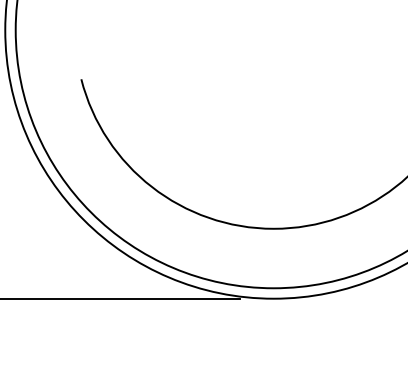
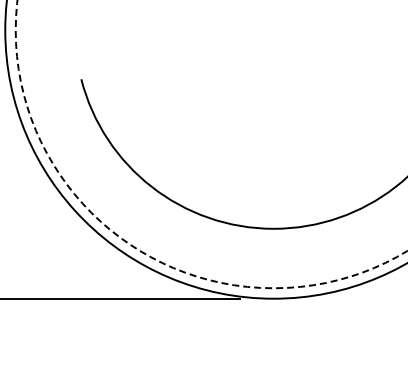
circle: solid -> dashed (211, 144)
